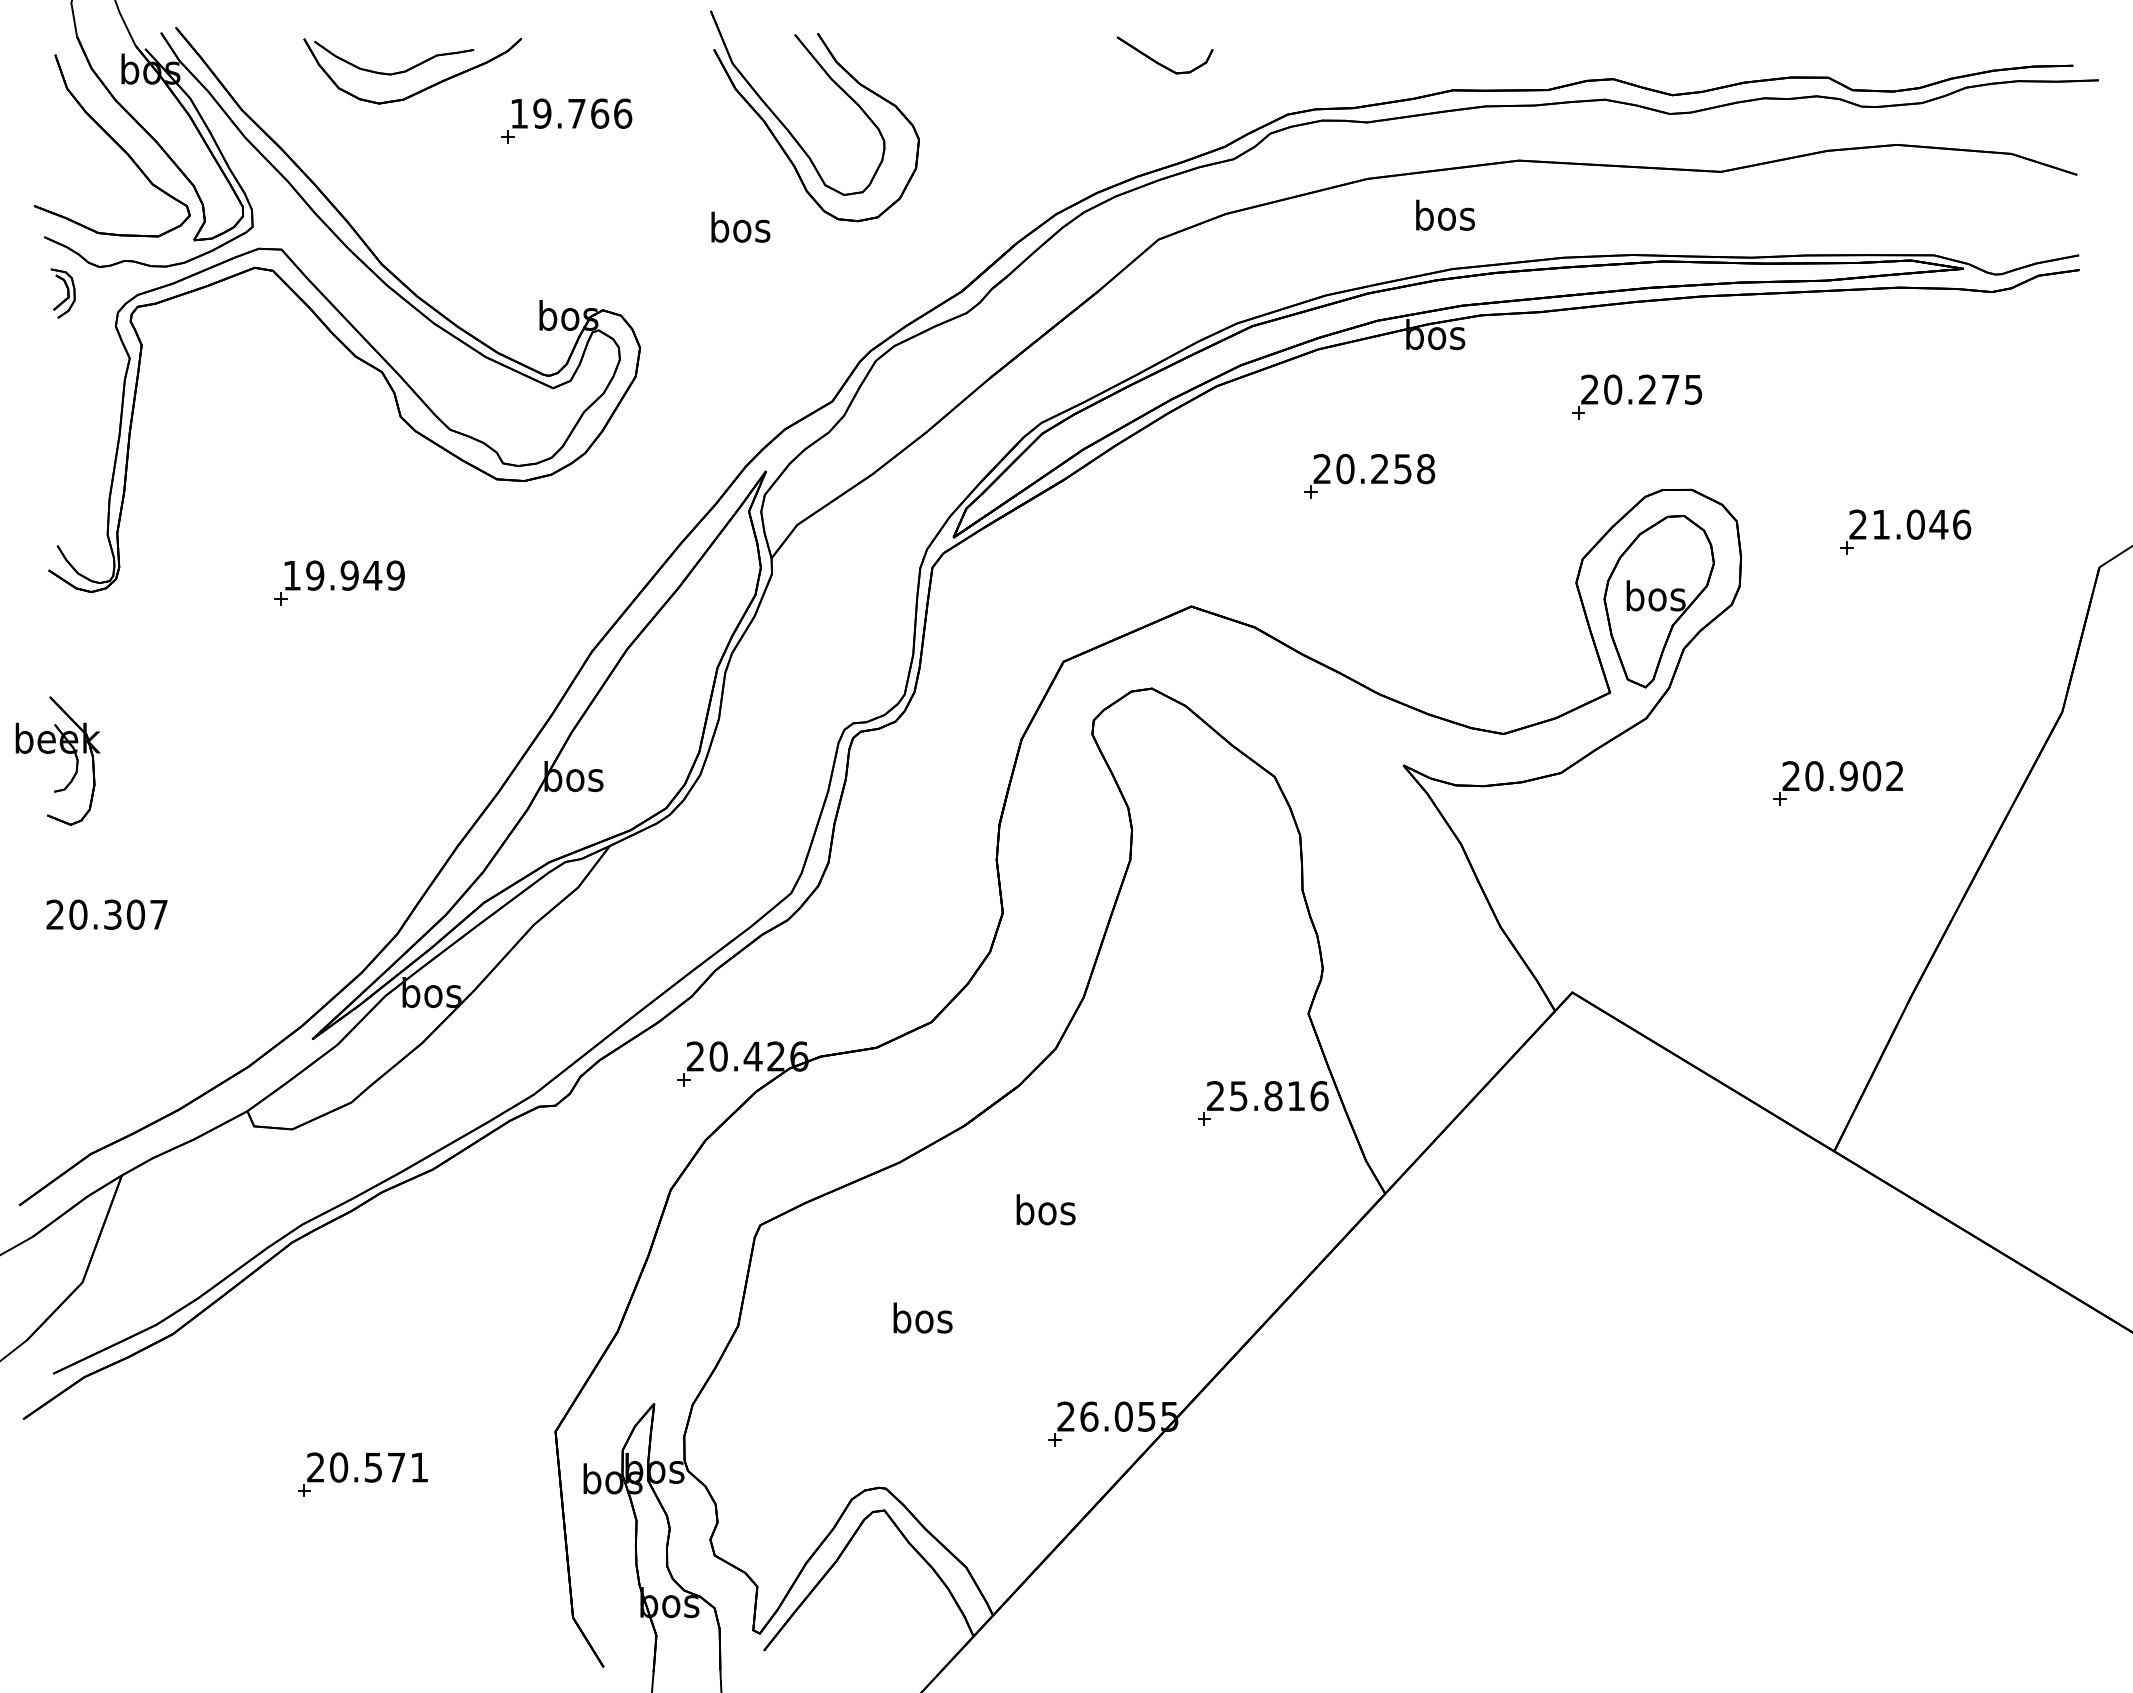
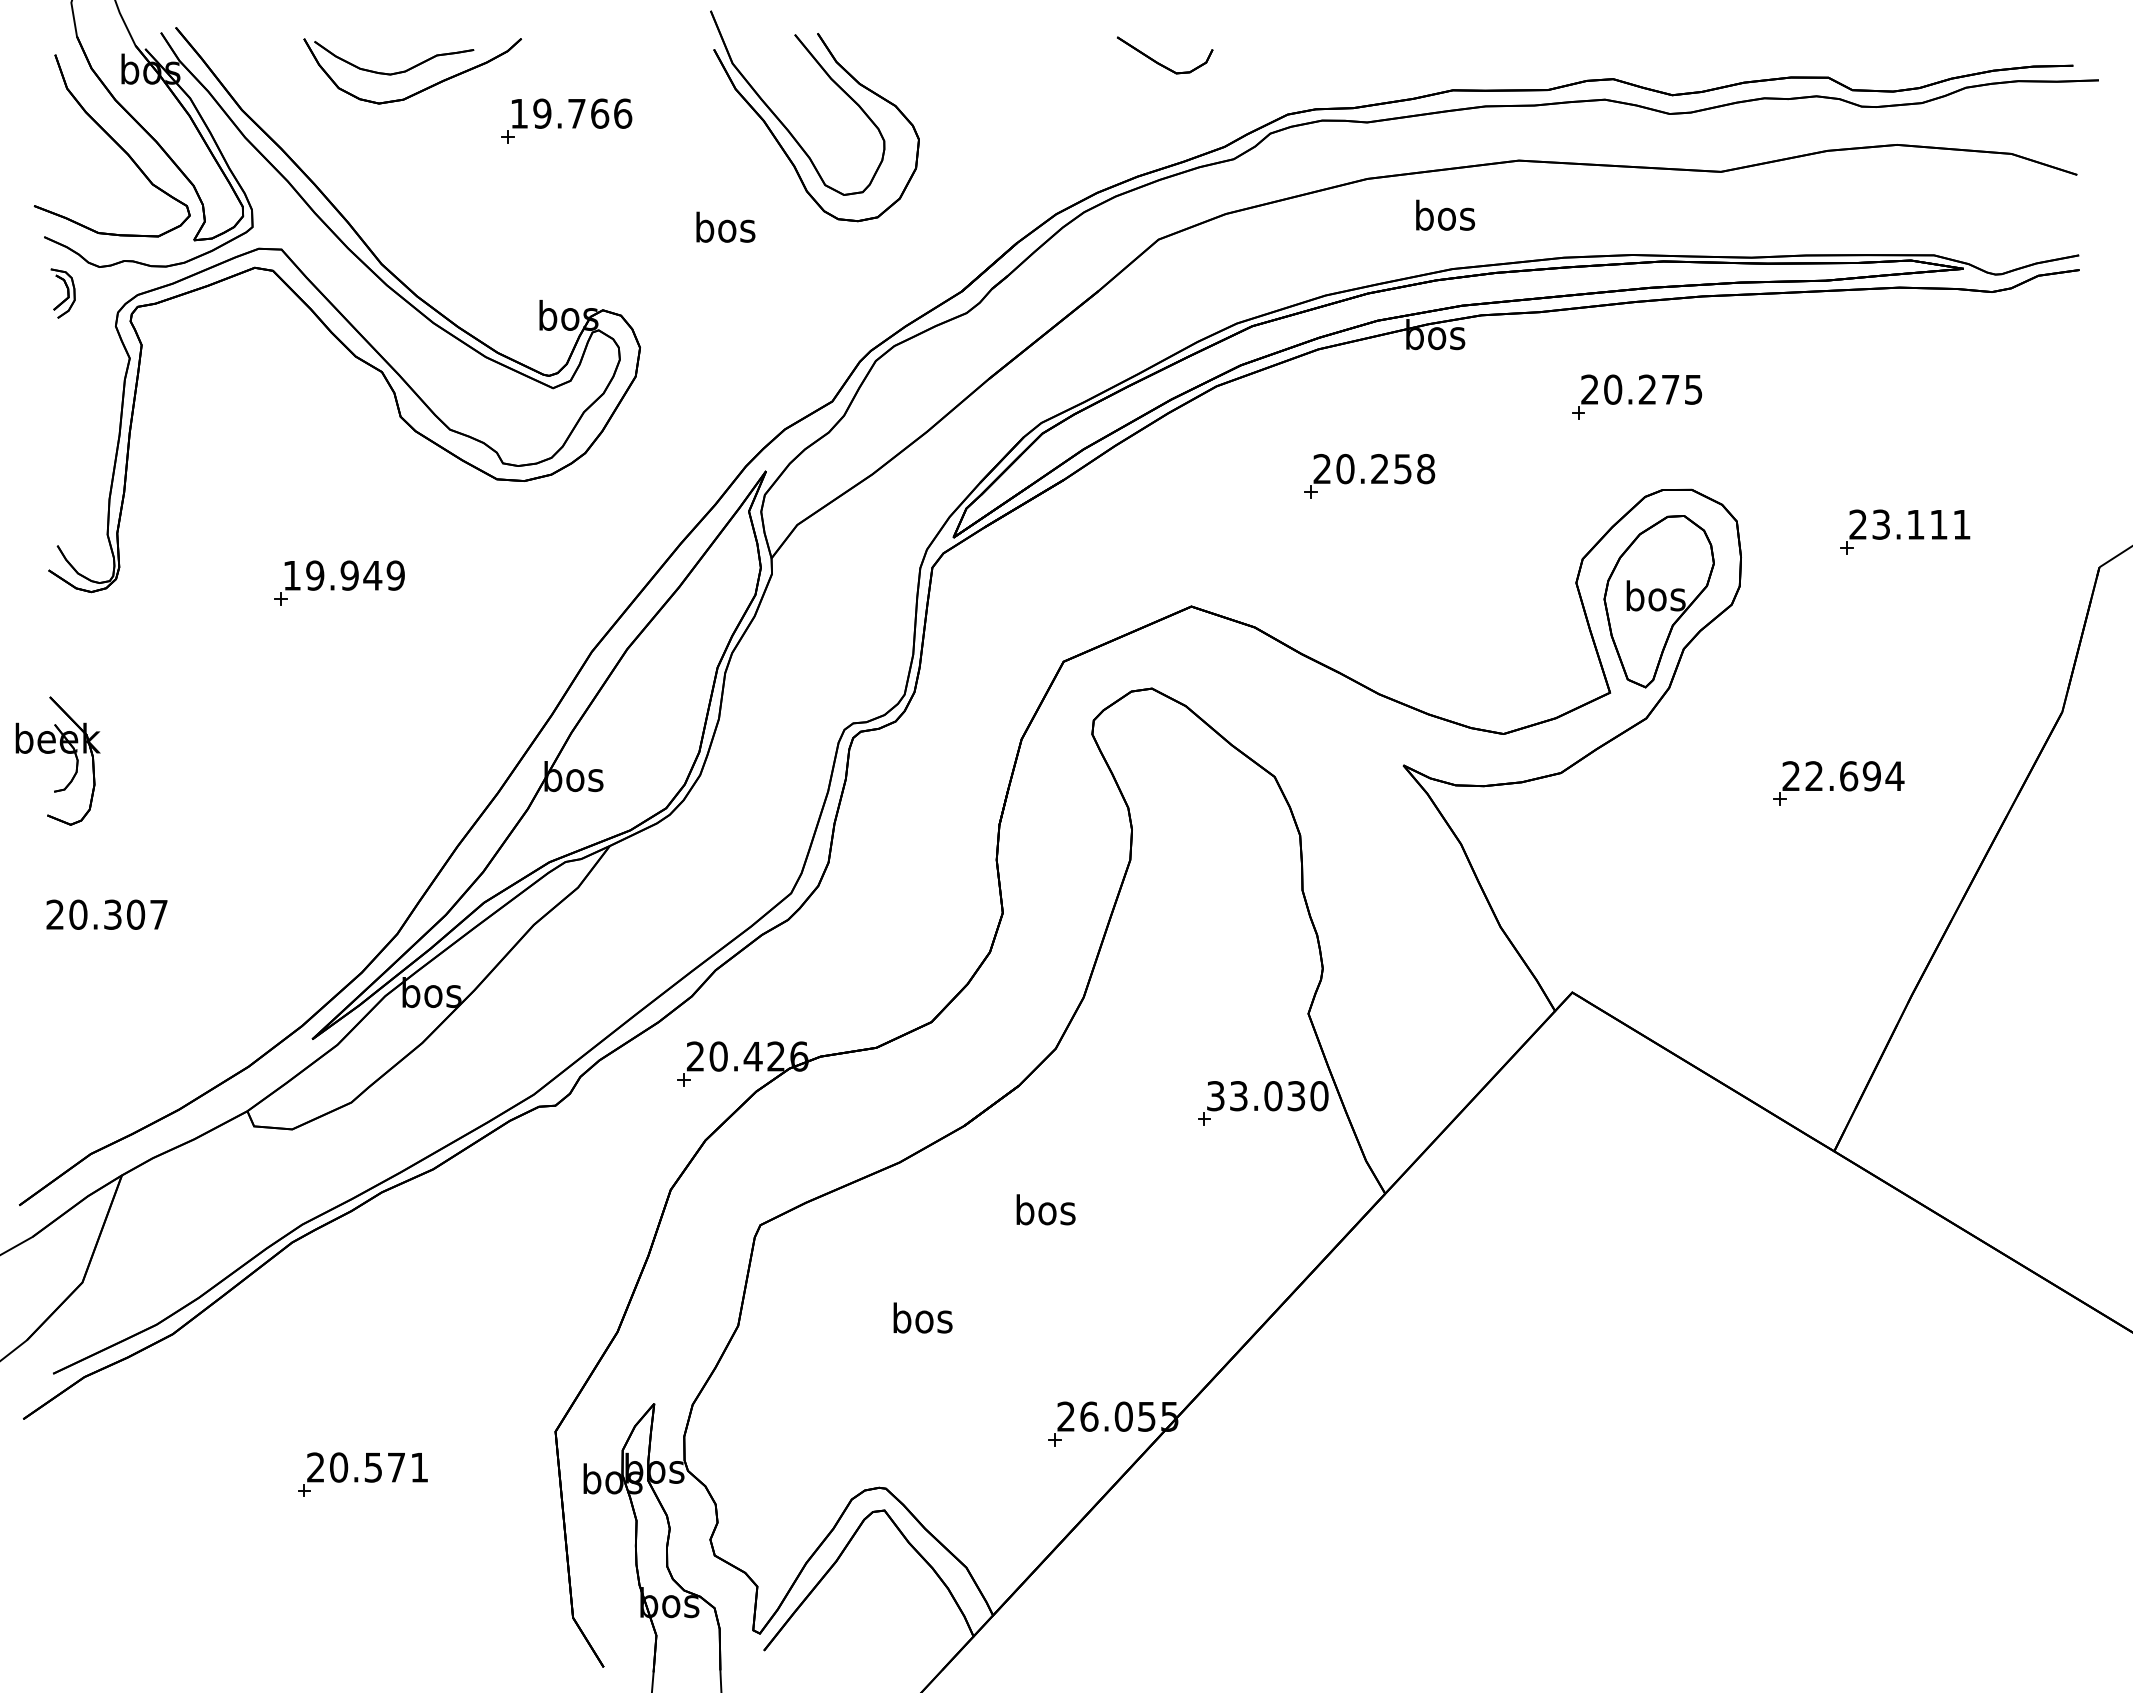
text position: (740, 226) -> (725, 226) (725, 226)
text: 21.046 -> 23.111 (1921, 524)
text: 20.902 -> 22.694 (1854, 776)
text: 25.816 -> 33.030 (1267, 1096)
